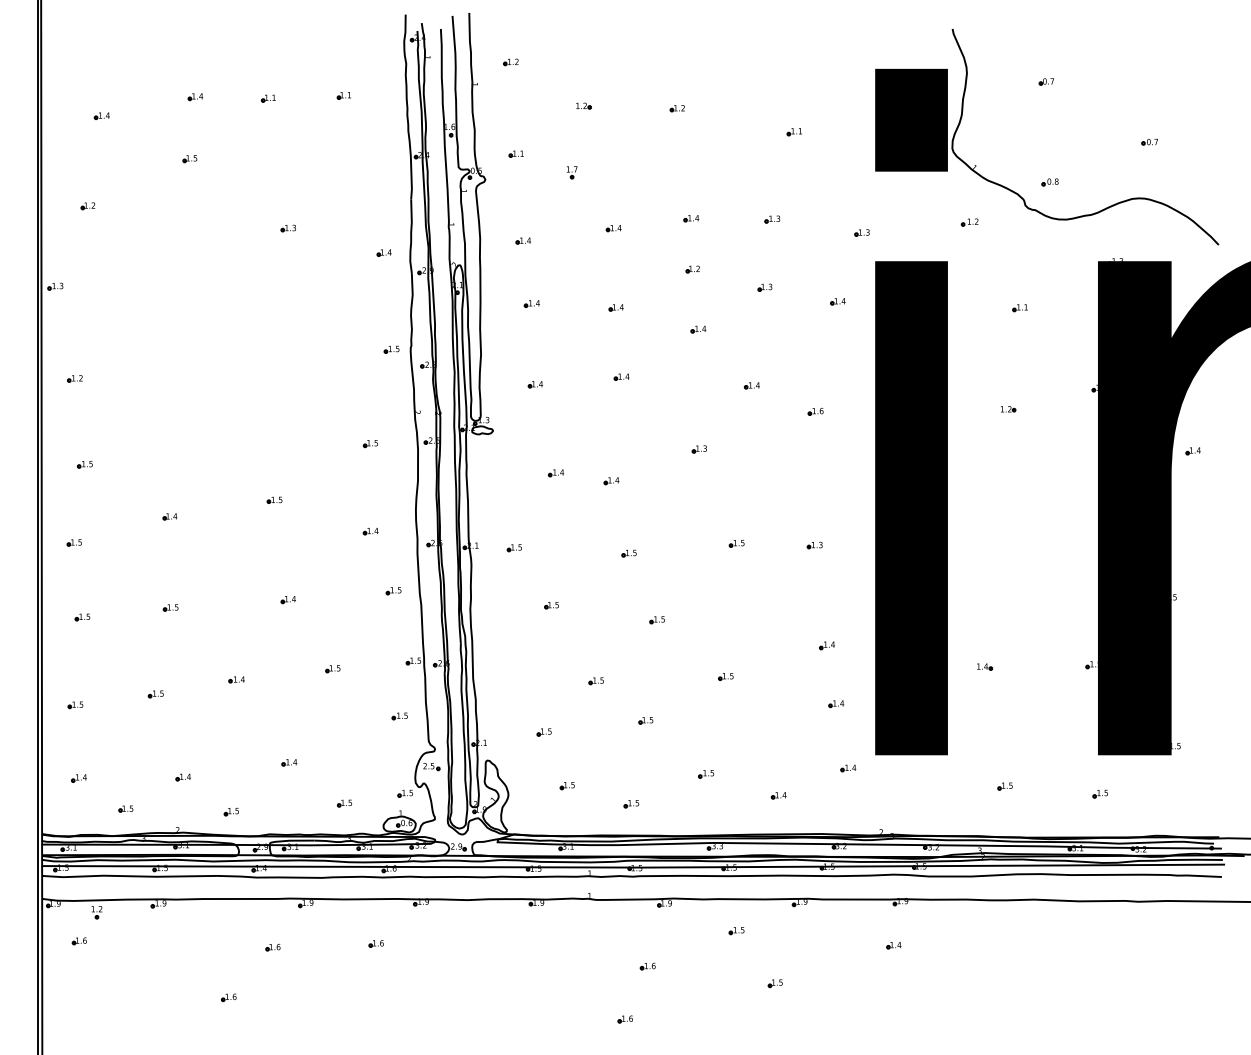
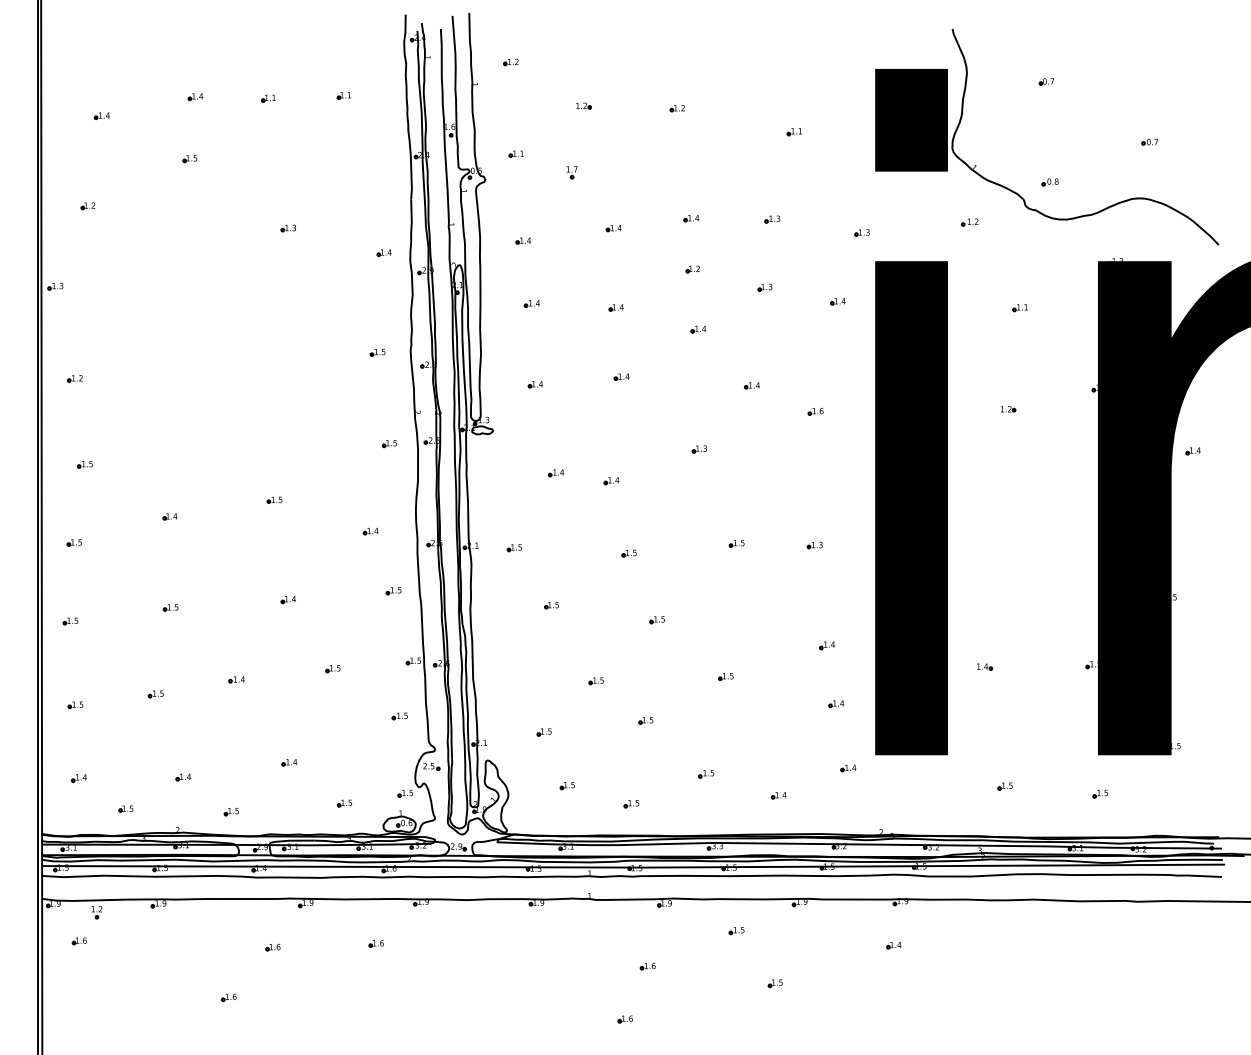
part position: (391, 349) -> (377, 352) (377, 352)
part position: (369, 444) -> (388, 444) (388, 444)
part position: (82, 617) -> (70, 621) (70, 621)
